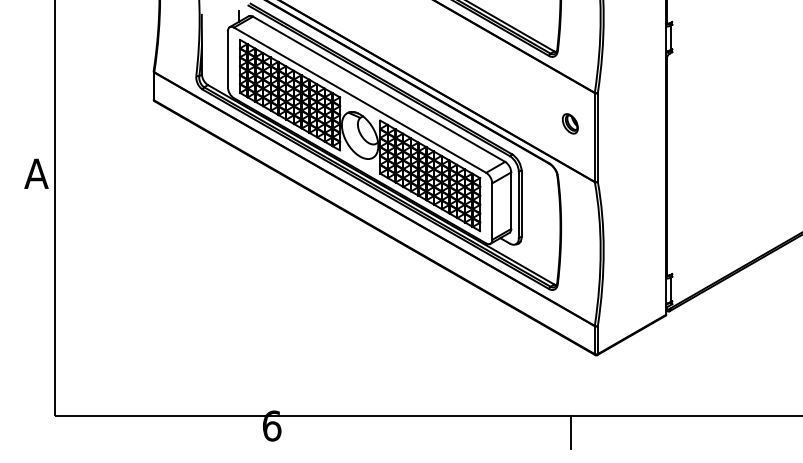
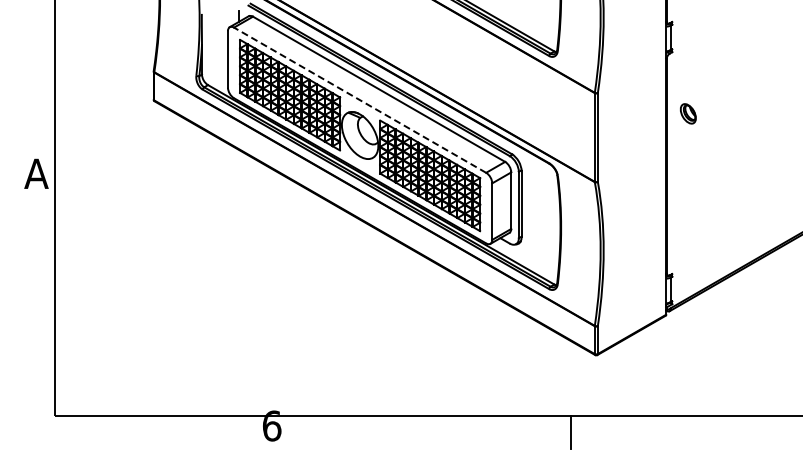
line: solid -> dashed (359, 99)
part position: (570, 123) -> (688, 113) (688, 113)
